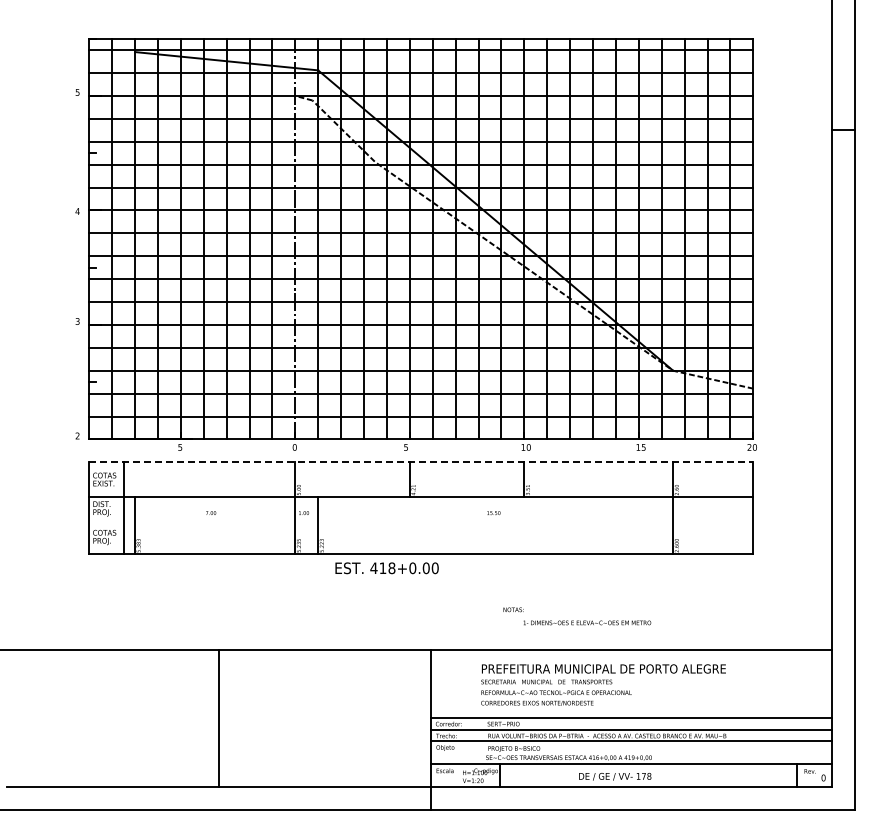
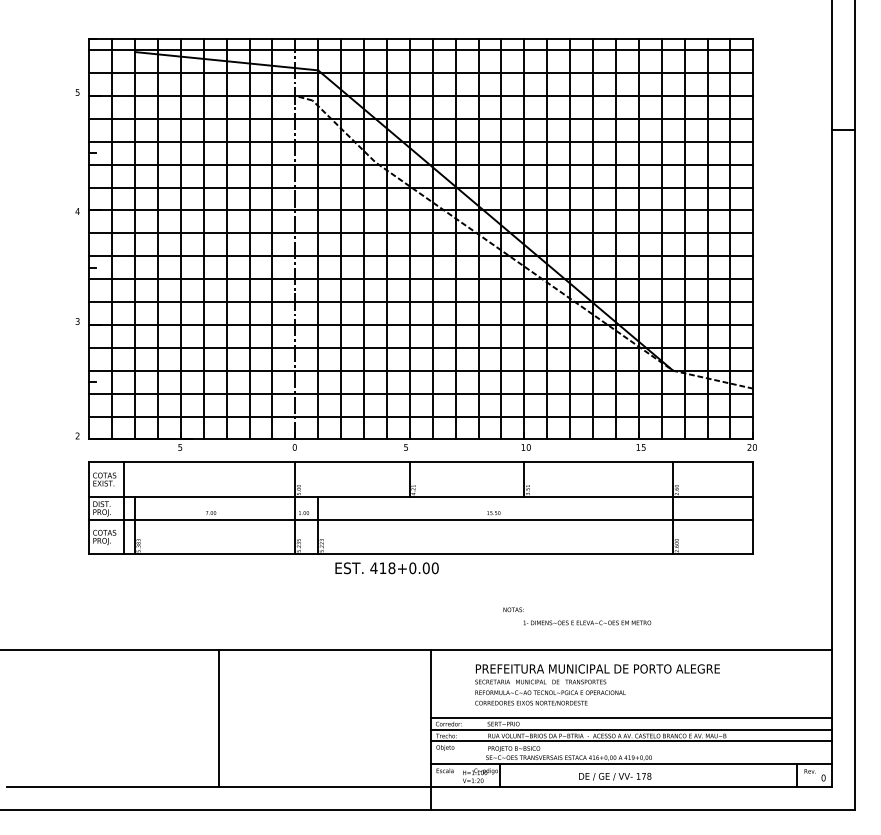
line: dashed -> solid (421, 462)
line: none -> present (421, 519)
text position: (603, 684) -> (597, 684) (597, 684)
